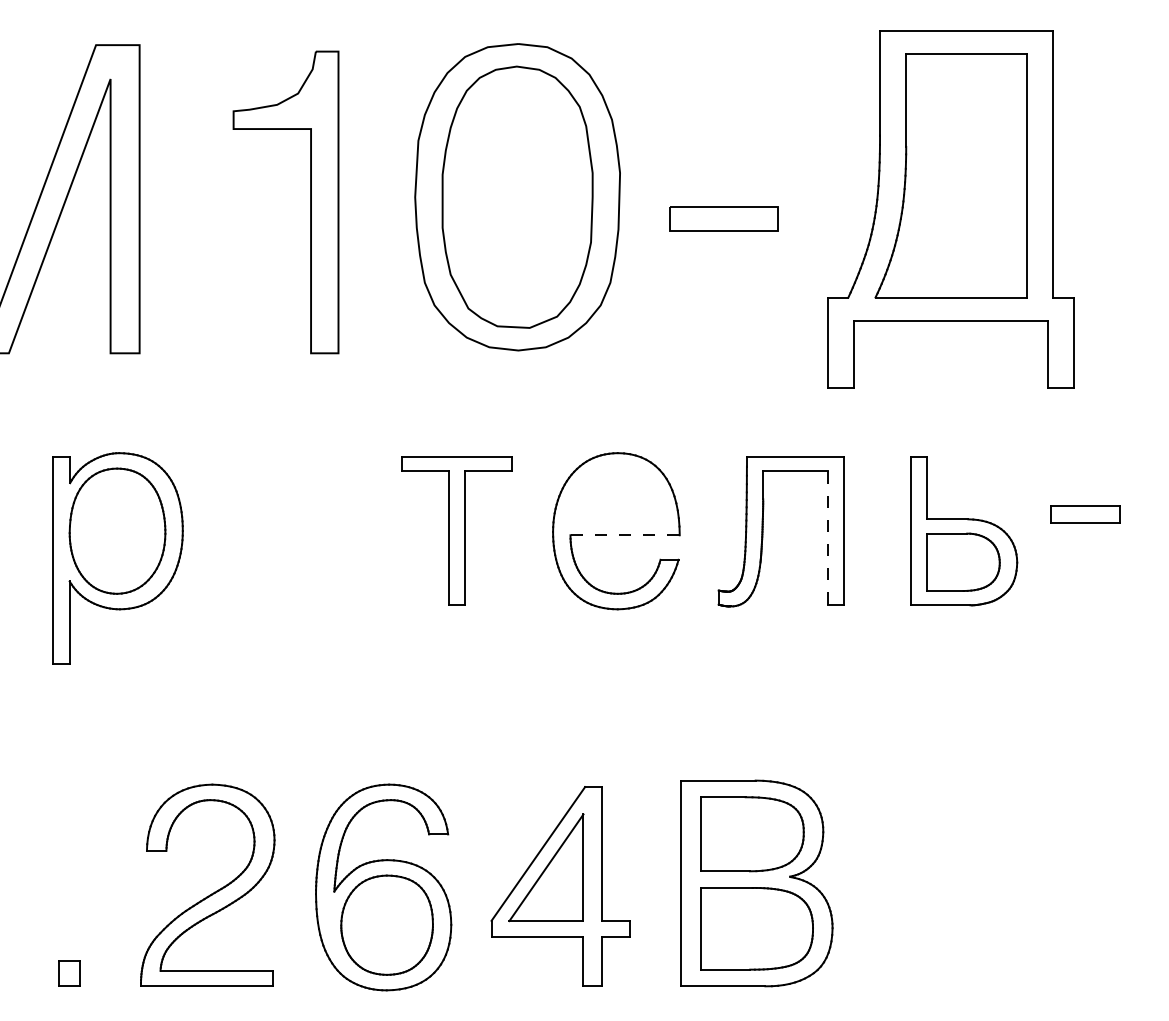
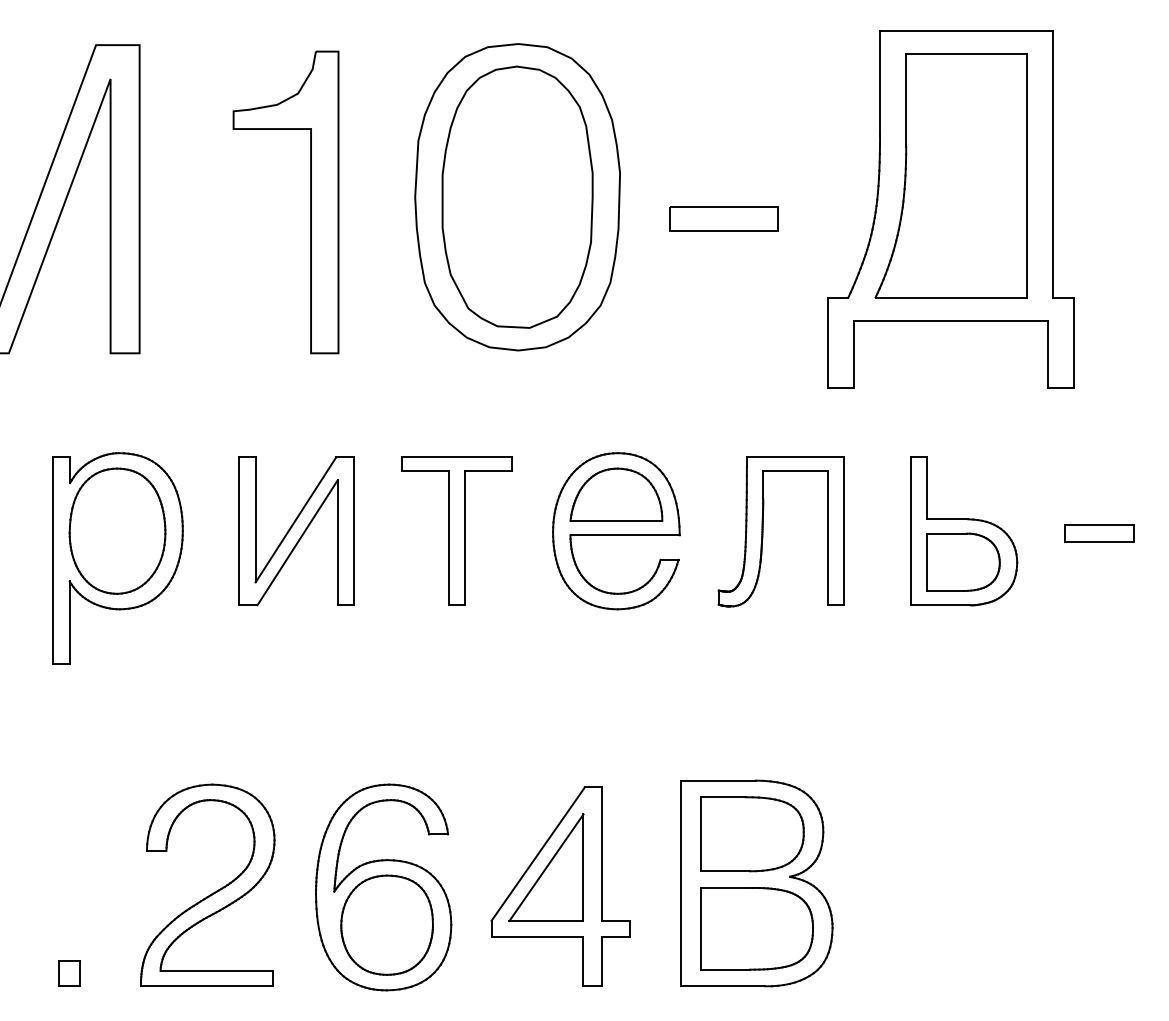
part: none -> present (616, 494)
part position: (1085, 514) -> (1099, 533) (1099, 533)
part: none -> present (296, 531)
line: dashed -> solid (625, 535)
line: dashed -> solid (828, 538)
